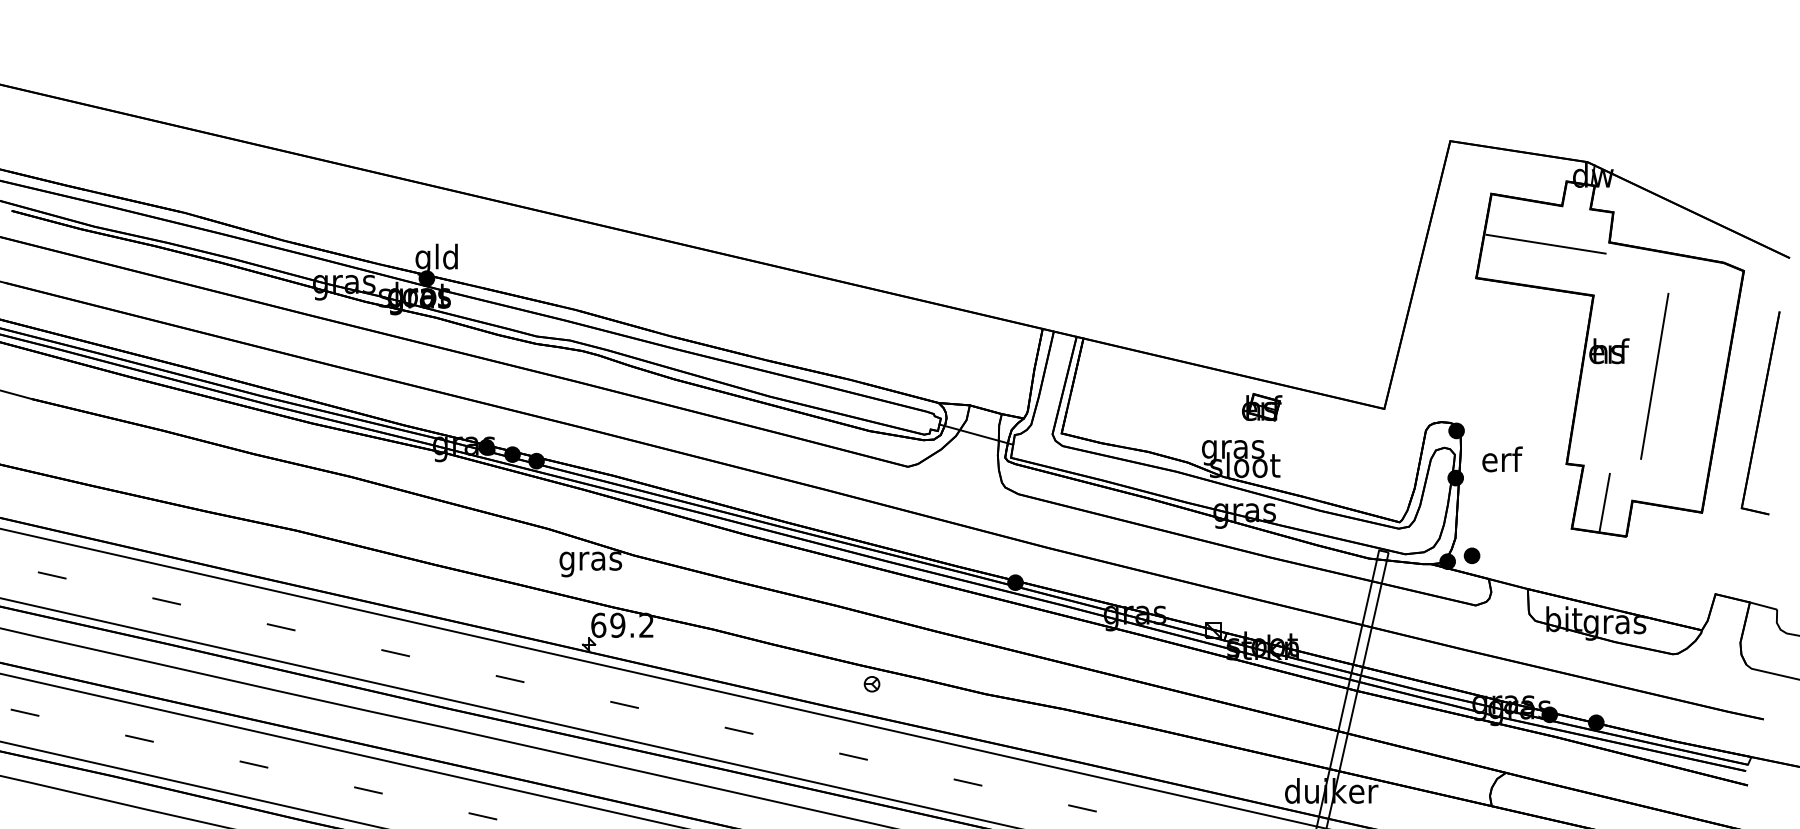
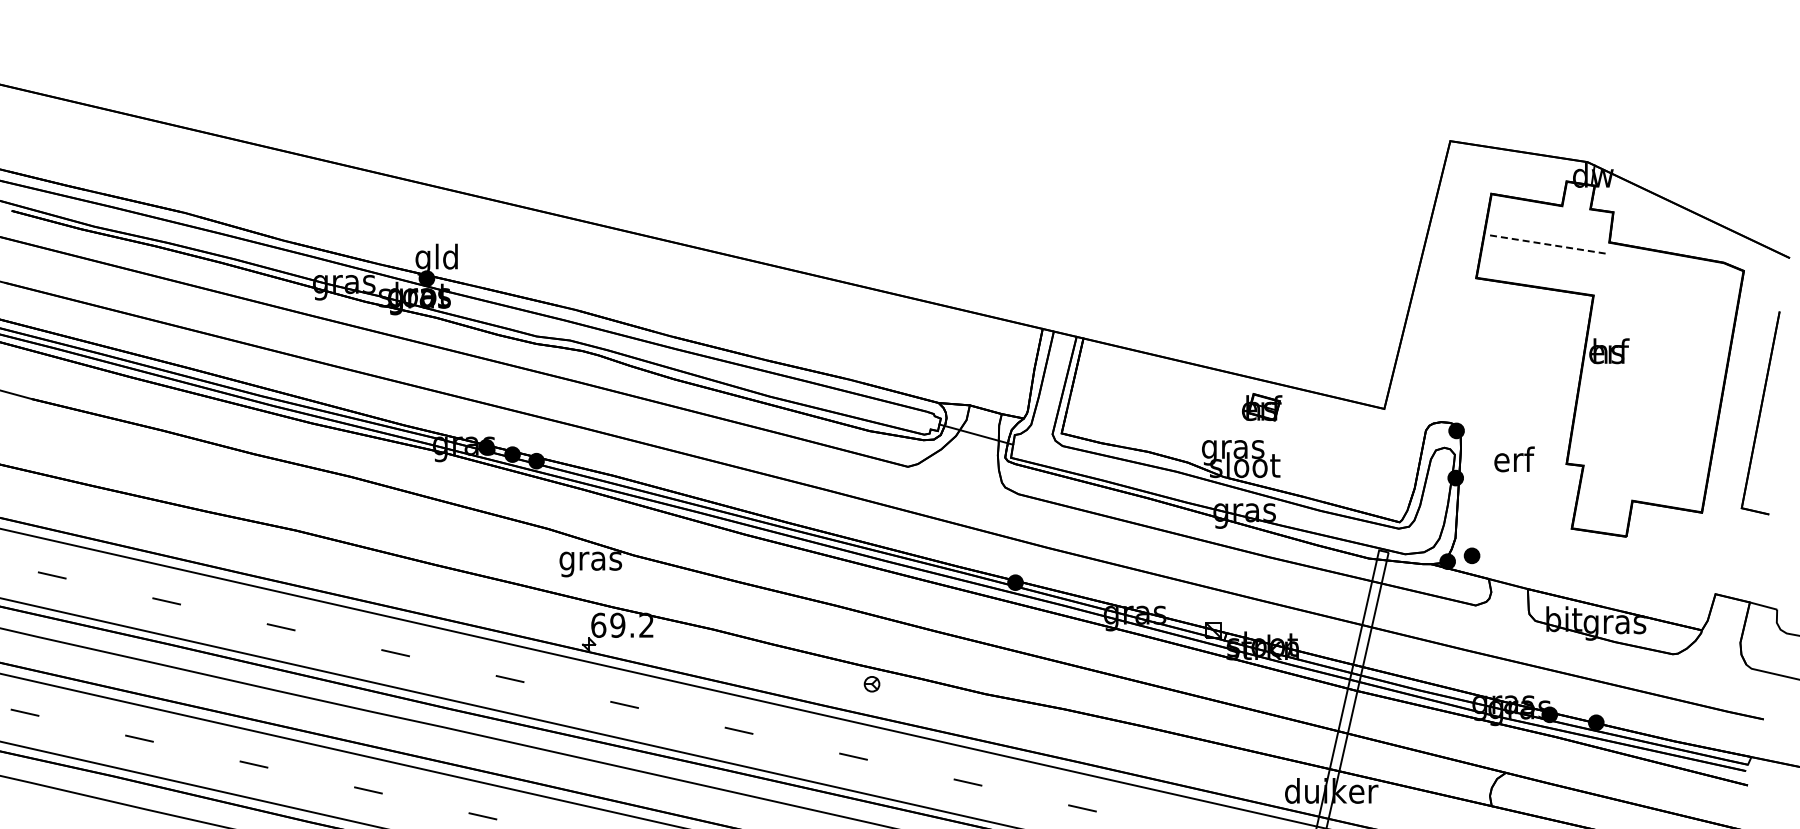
line: solid -> dashed (1545, 244)
line: present -> none (1654, 376)
text position: (1502, 459) -> (1514, 459) (1514, 459)
line: present -> none (1604, 502)
